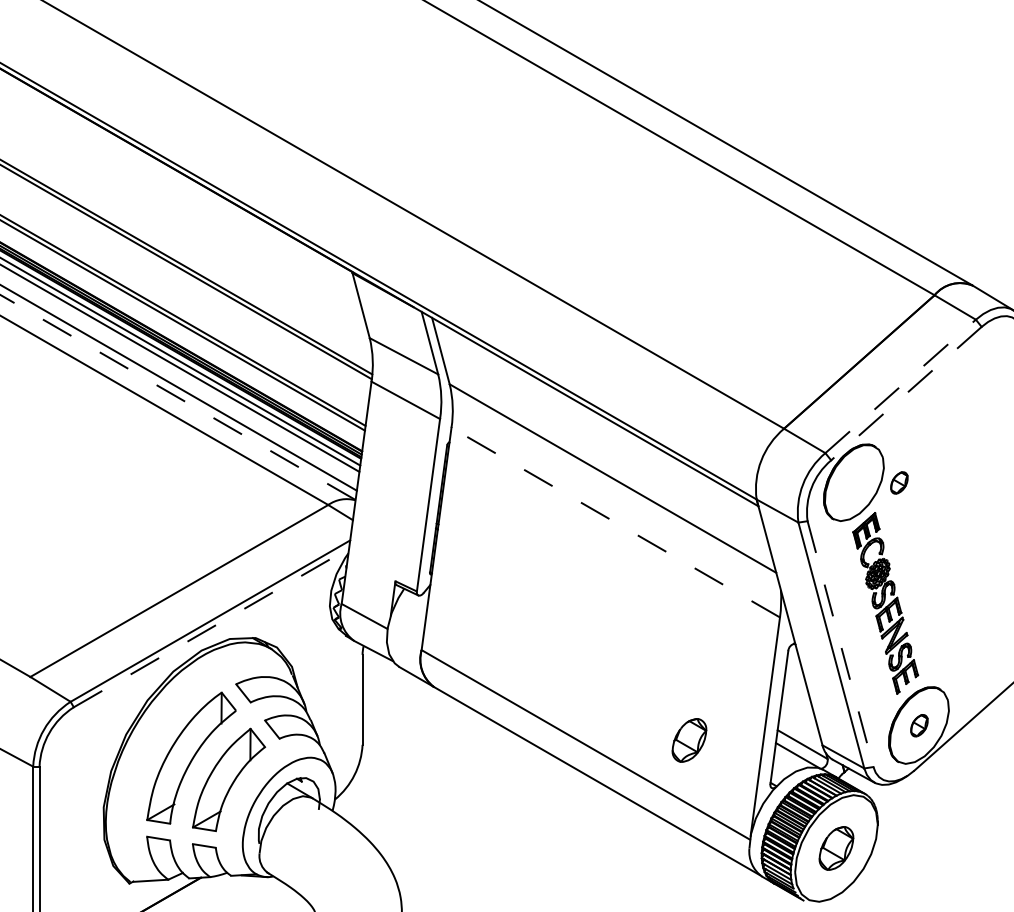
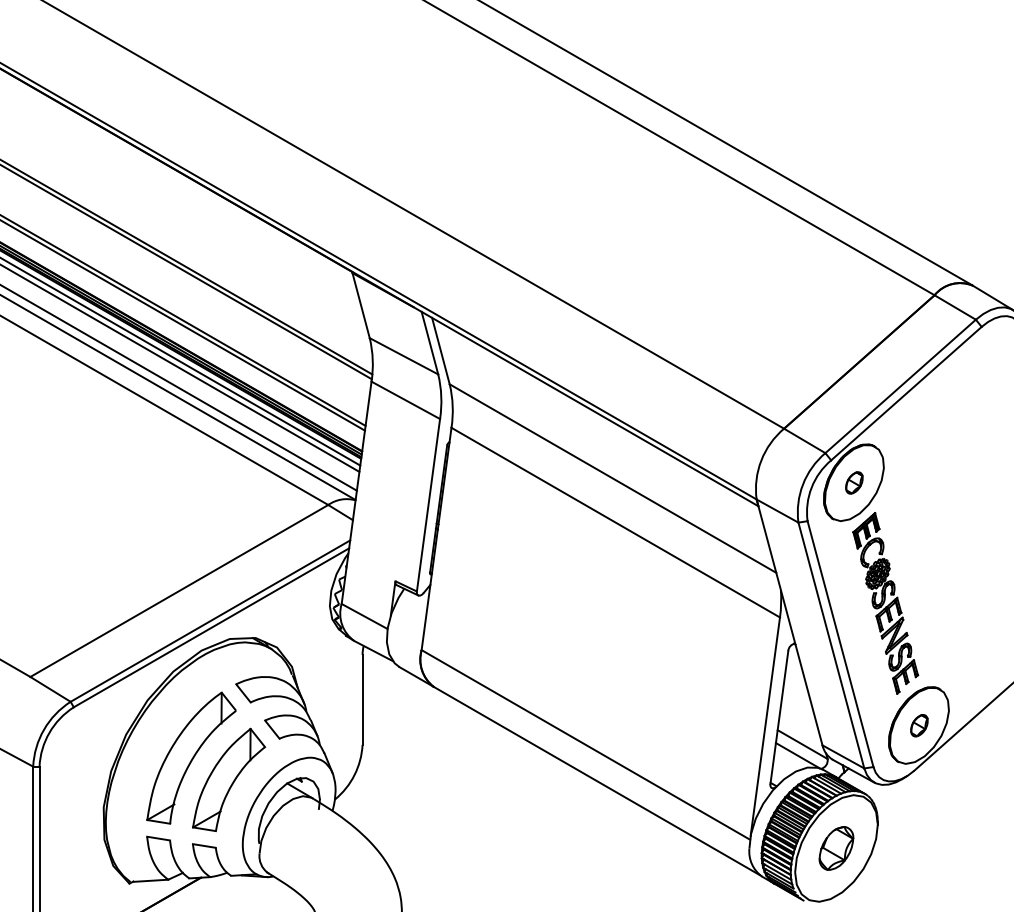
line: dashed -> solid (900, 386)
line: dashed -> solid (906, 393)
line: dashed -> solid (178, 397)
part position: (899, 482) -> (854, 482) (854, 482)
line: dashed -> solid (615, 522)
line: dashed -> solid (211, 627)
line: dashed -> solid (840, 644)
part: present -> none (689, 740)
